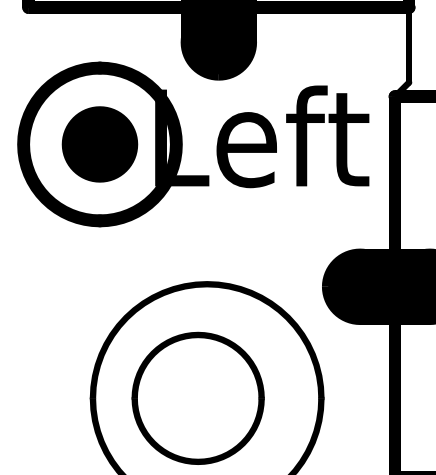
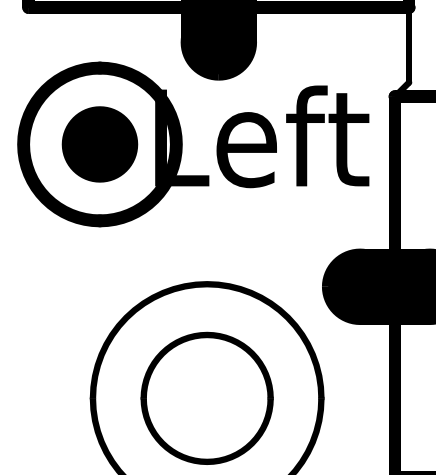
part position: (197, 397) -> (206, 397) (206, 397)
